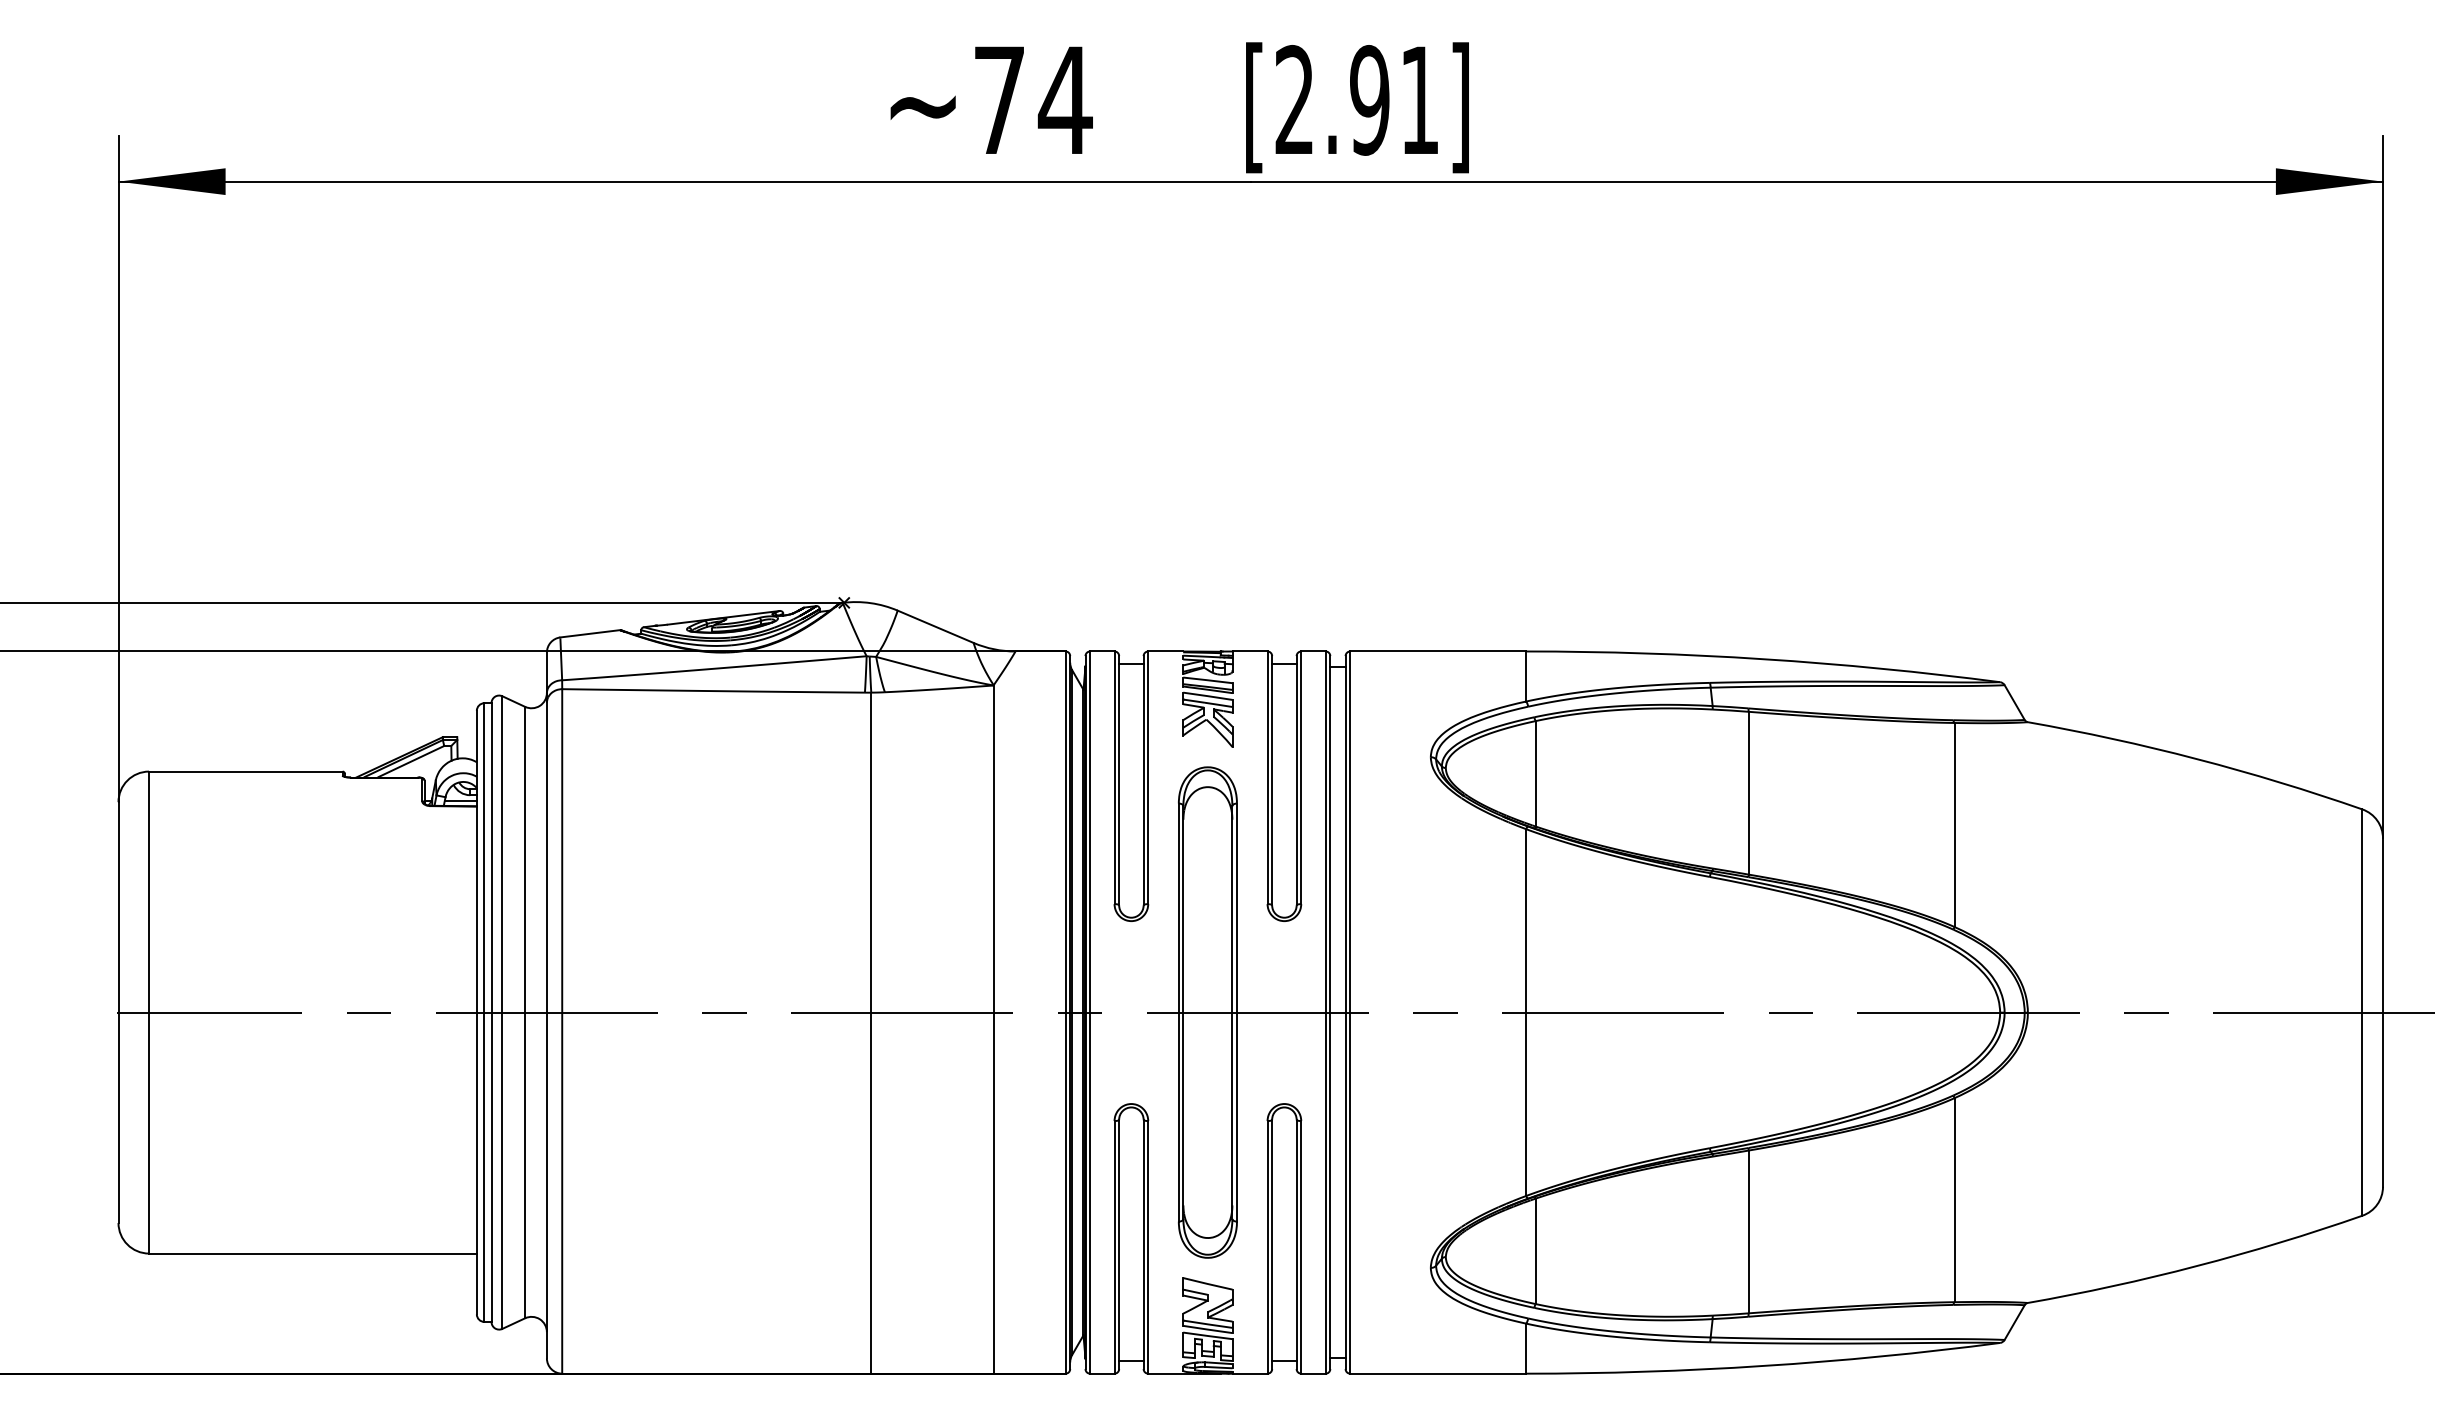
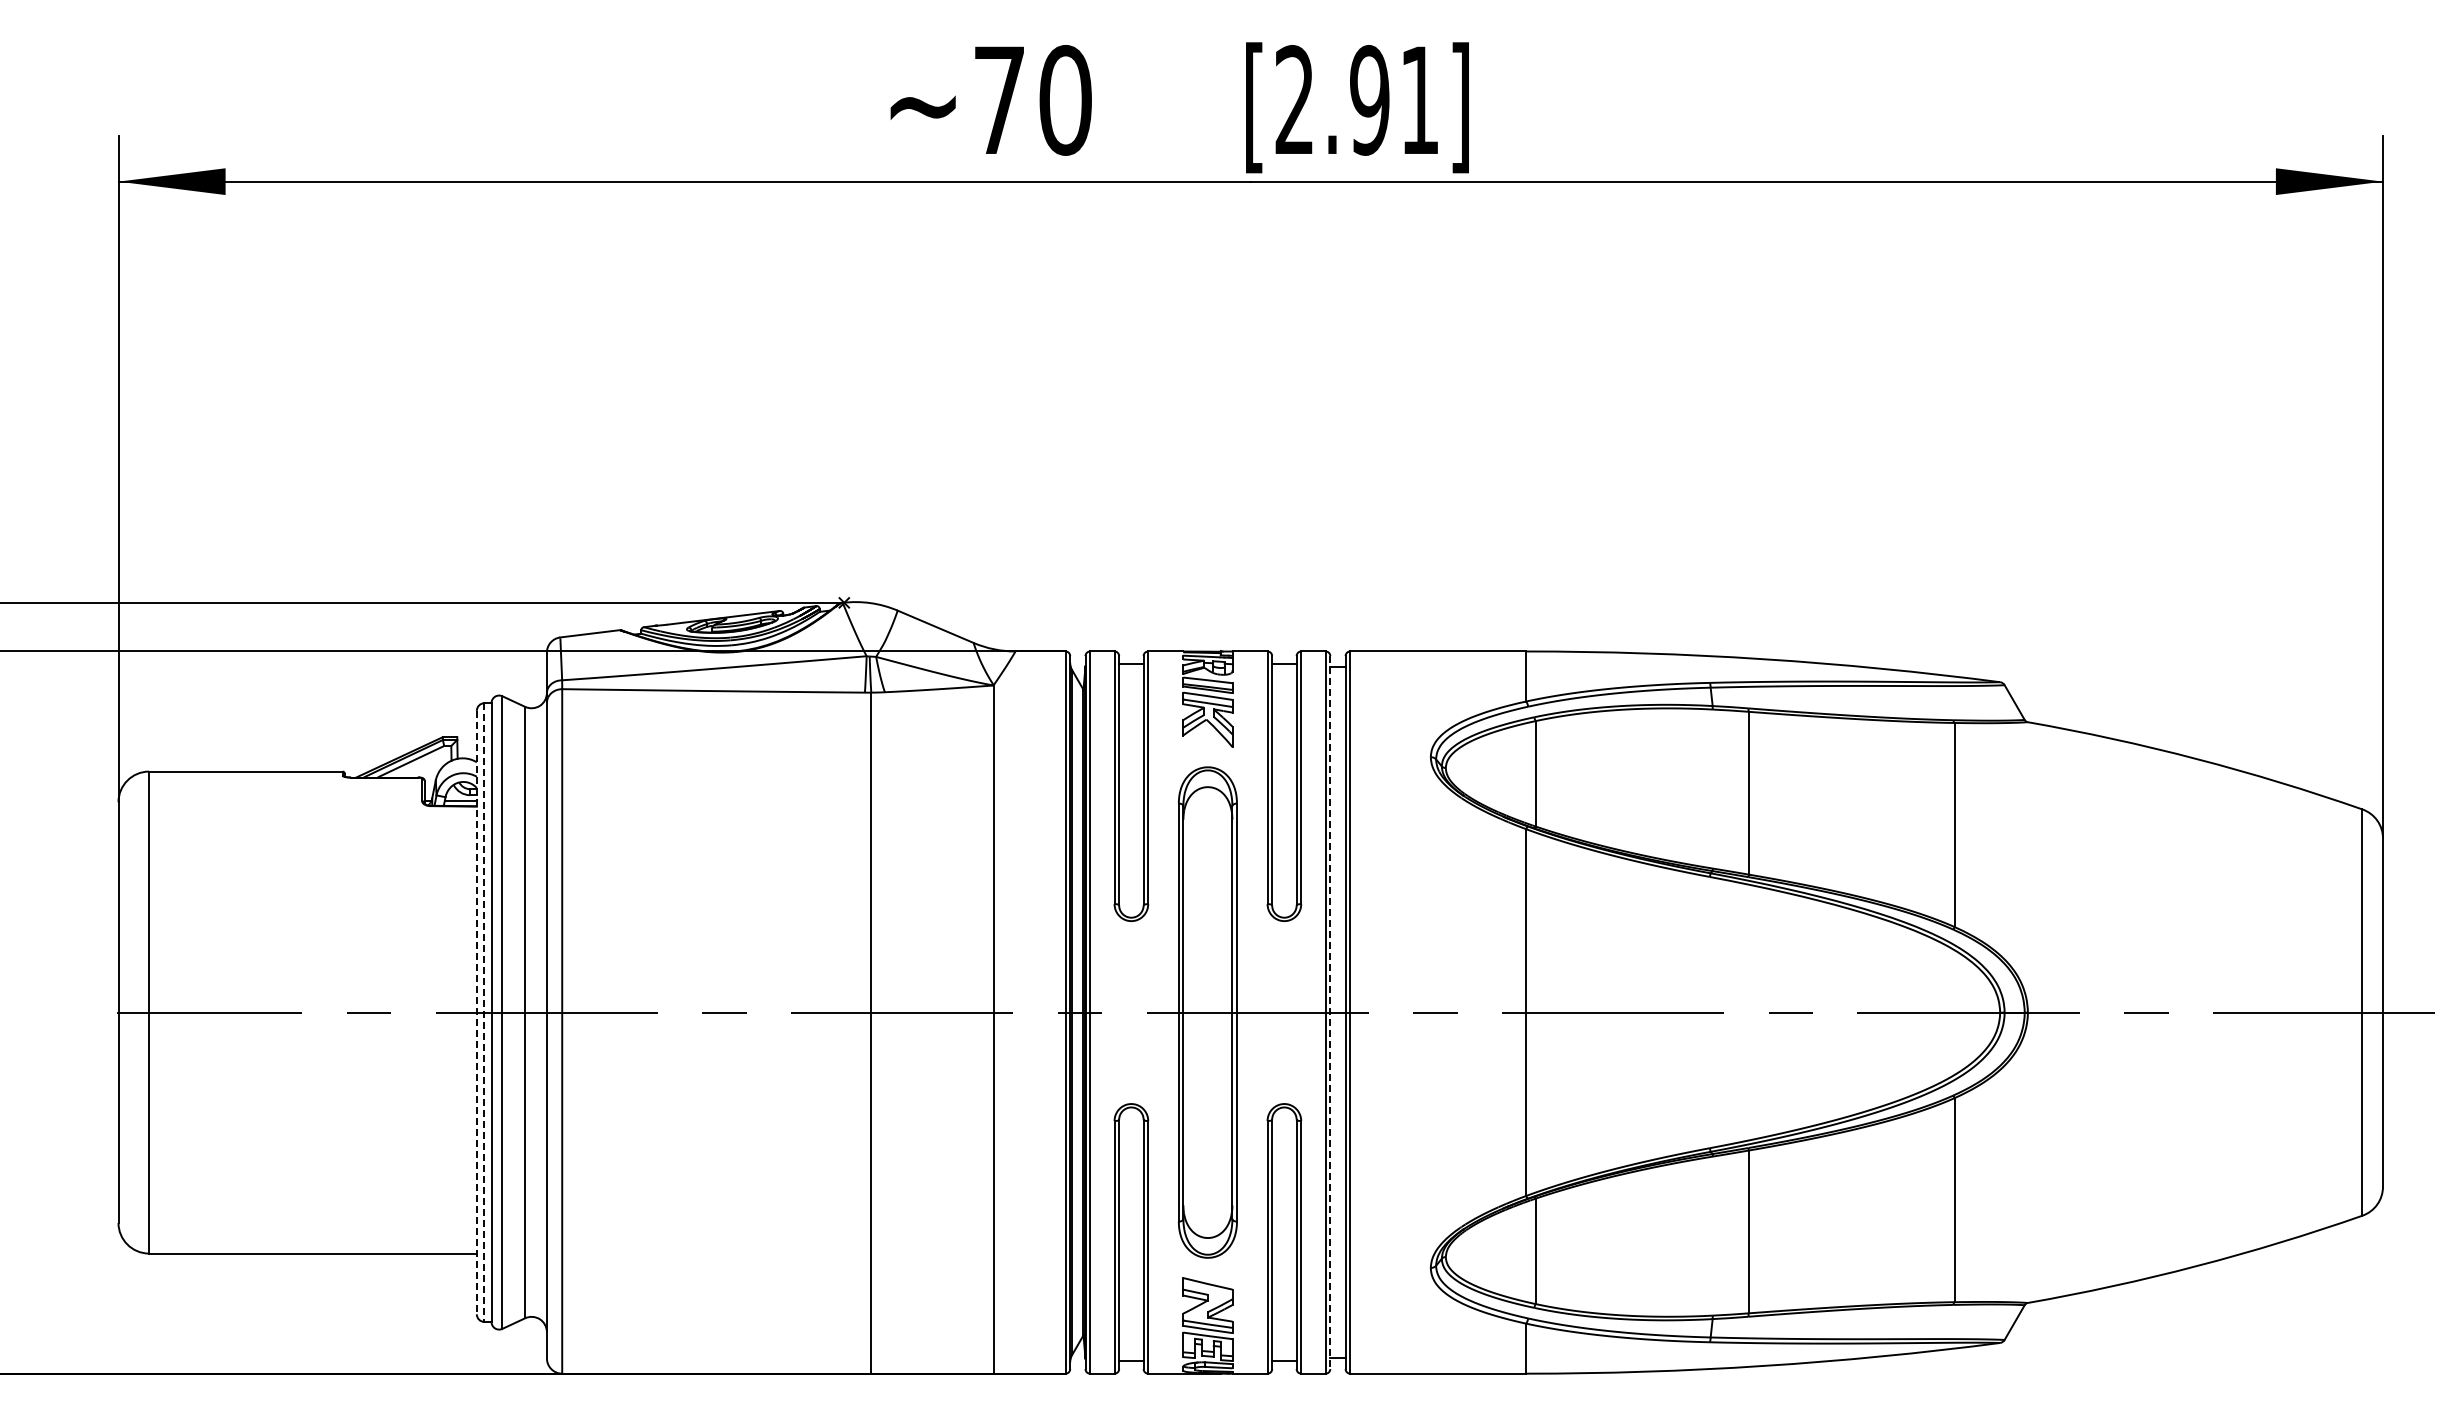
text: ~74 -> ~70 (1064, 100)
line: solid -> dashed (476, 1012)
line: solid -> dashed (1330, 1012)
line: solid -> dashed (484, 1013)
